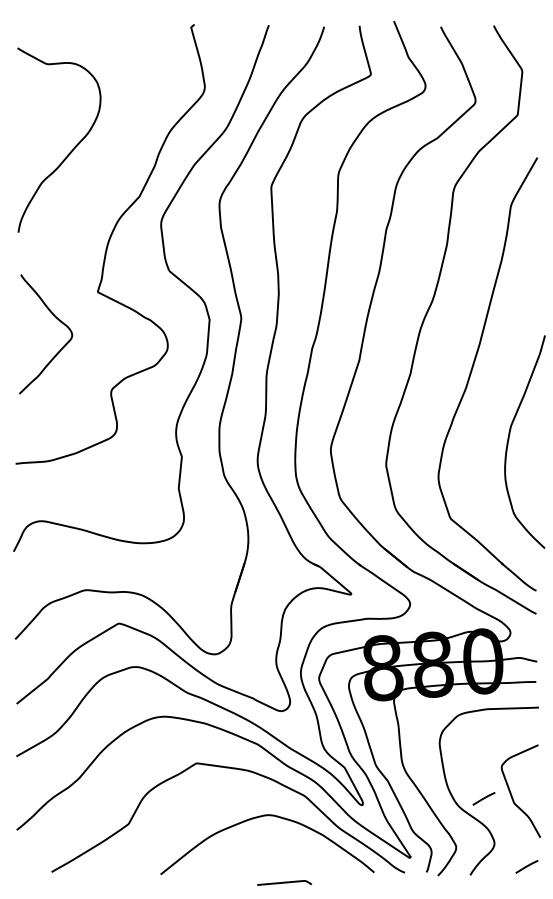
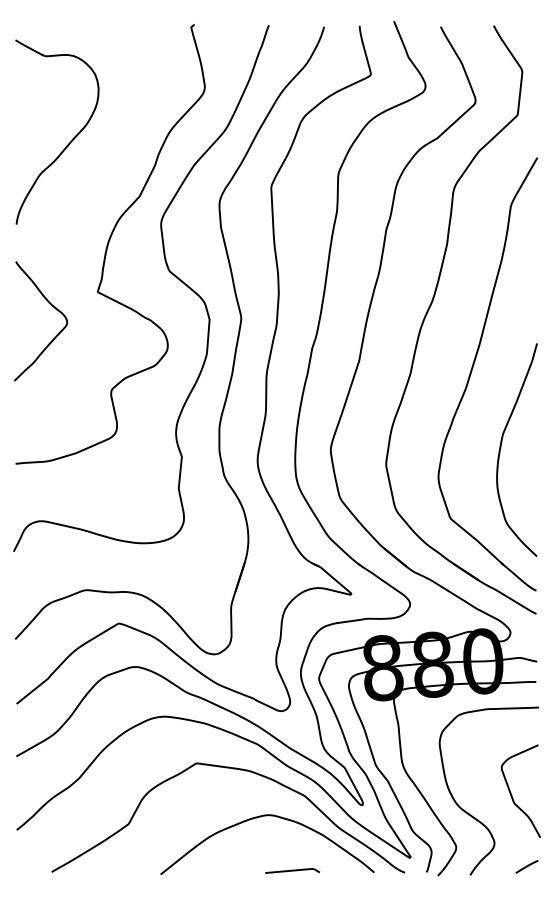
curve position: (73, 147) -> (71, 139) (71, 139)
curve position: (59, 321) -> (54, 308) (54, 308)
curve position: (509, 440) -> (501, 448) (501, 448)
line: present -> none (483, 798)
curve position: (284, 882) -> (292, 870) (292, 870)
